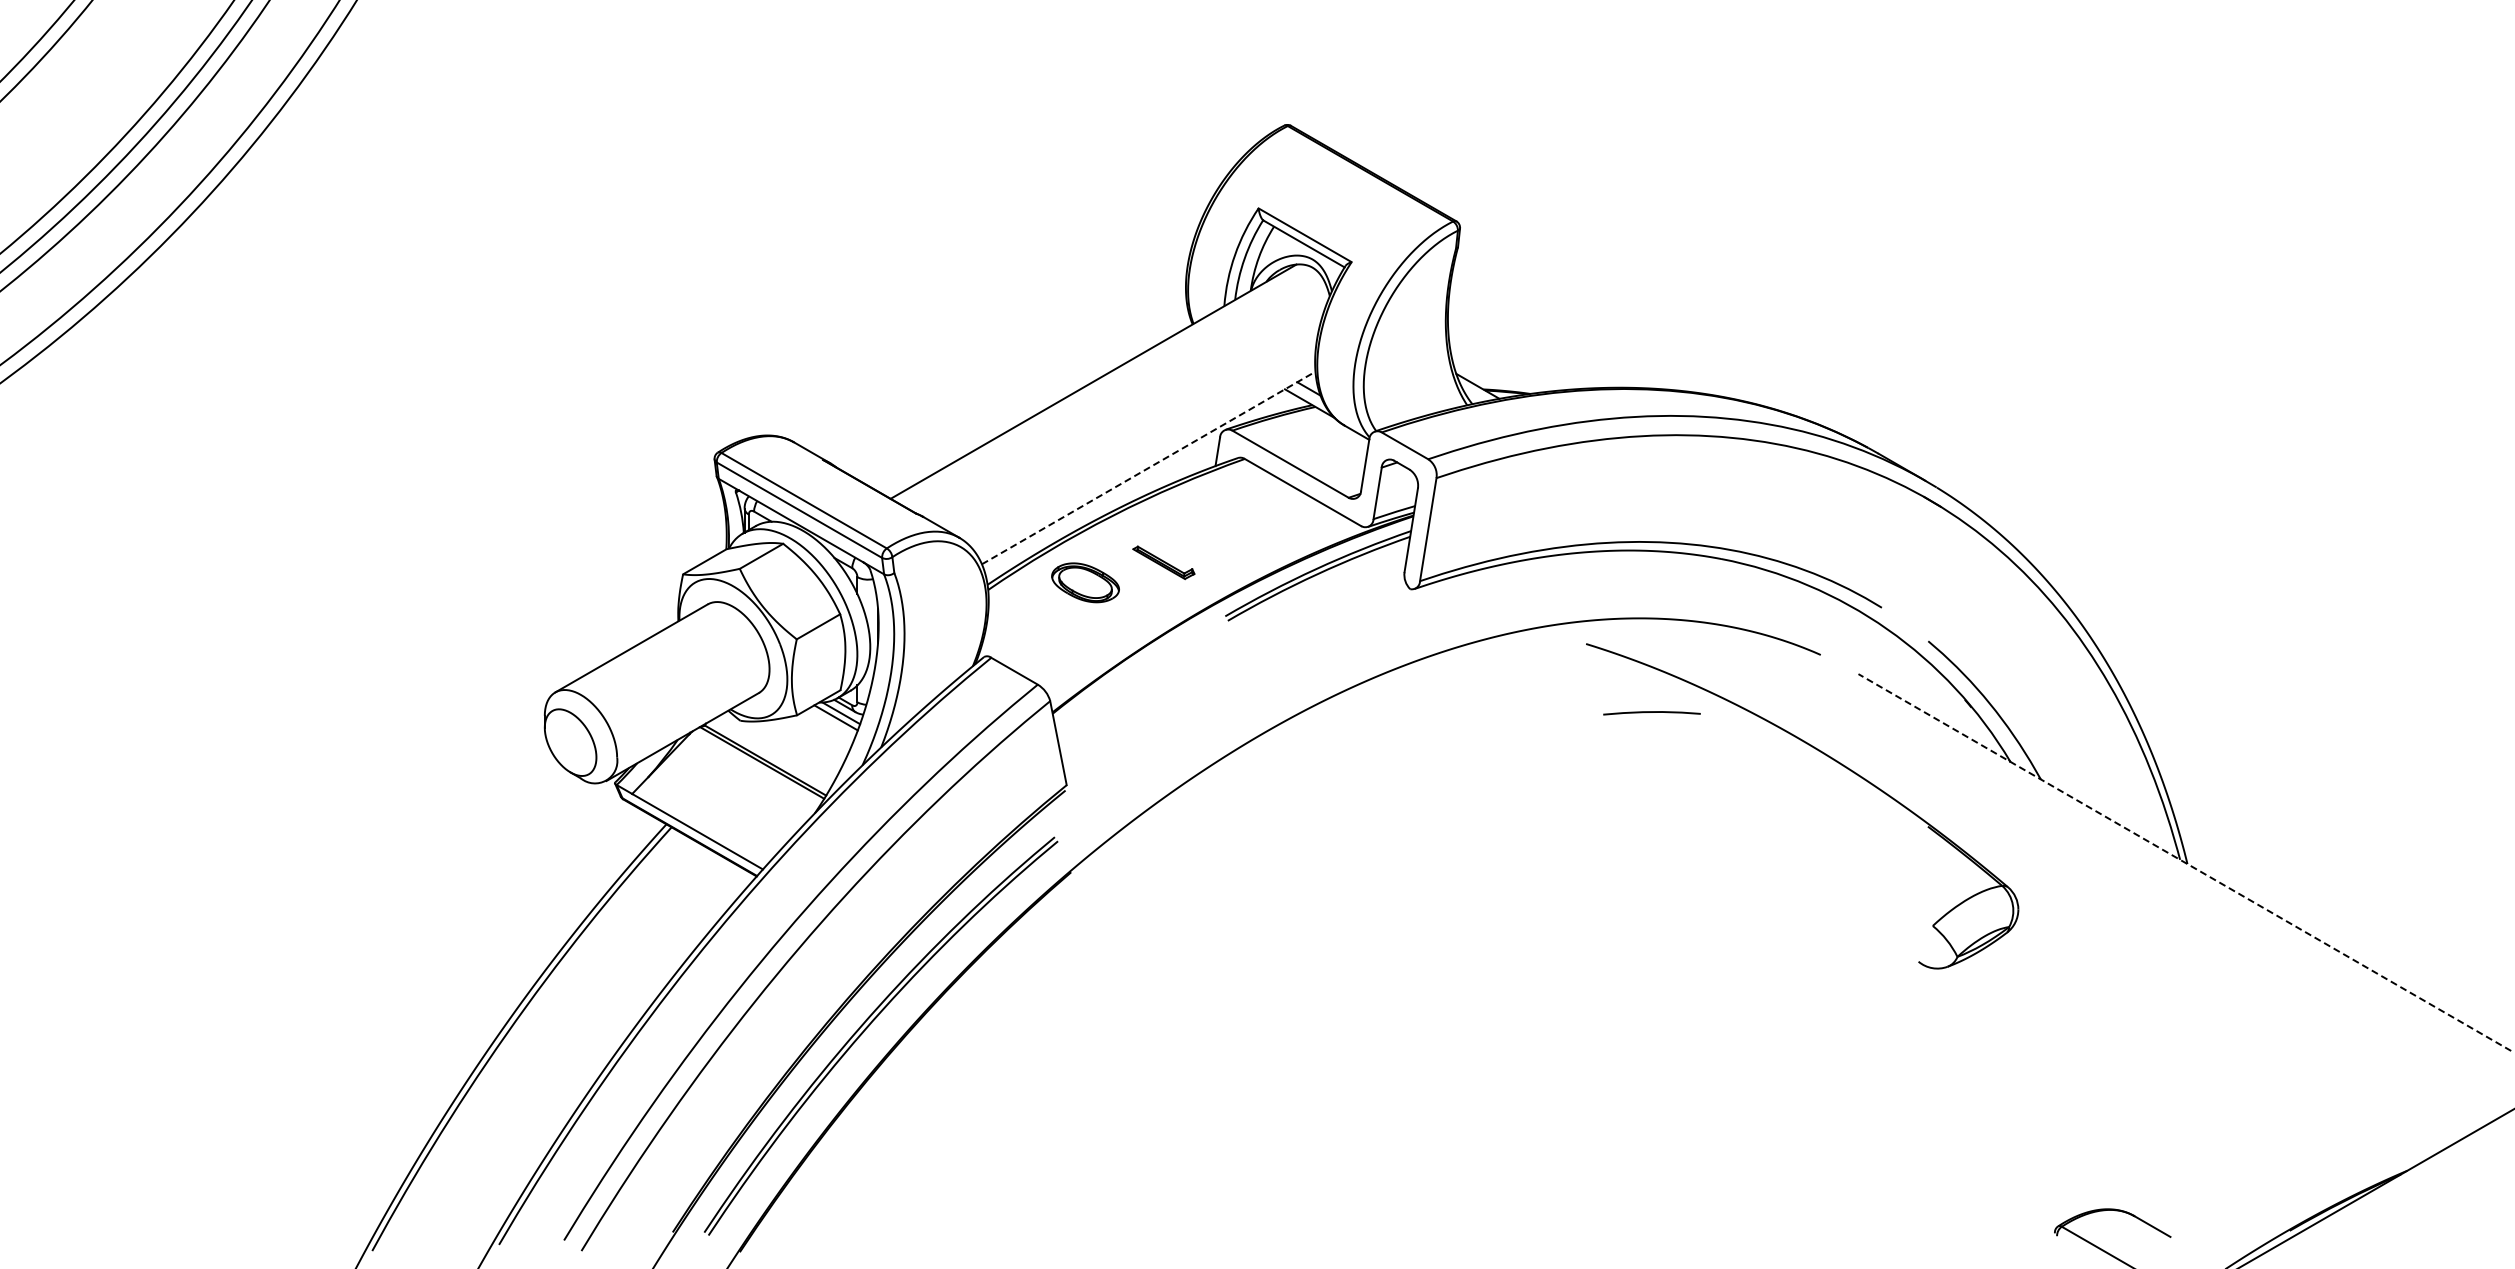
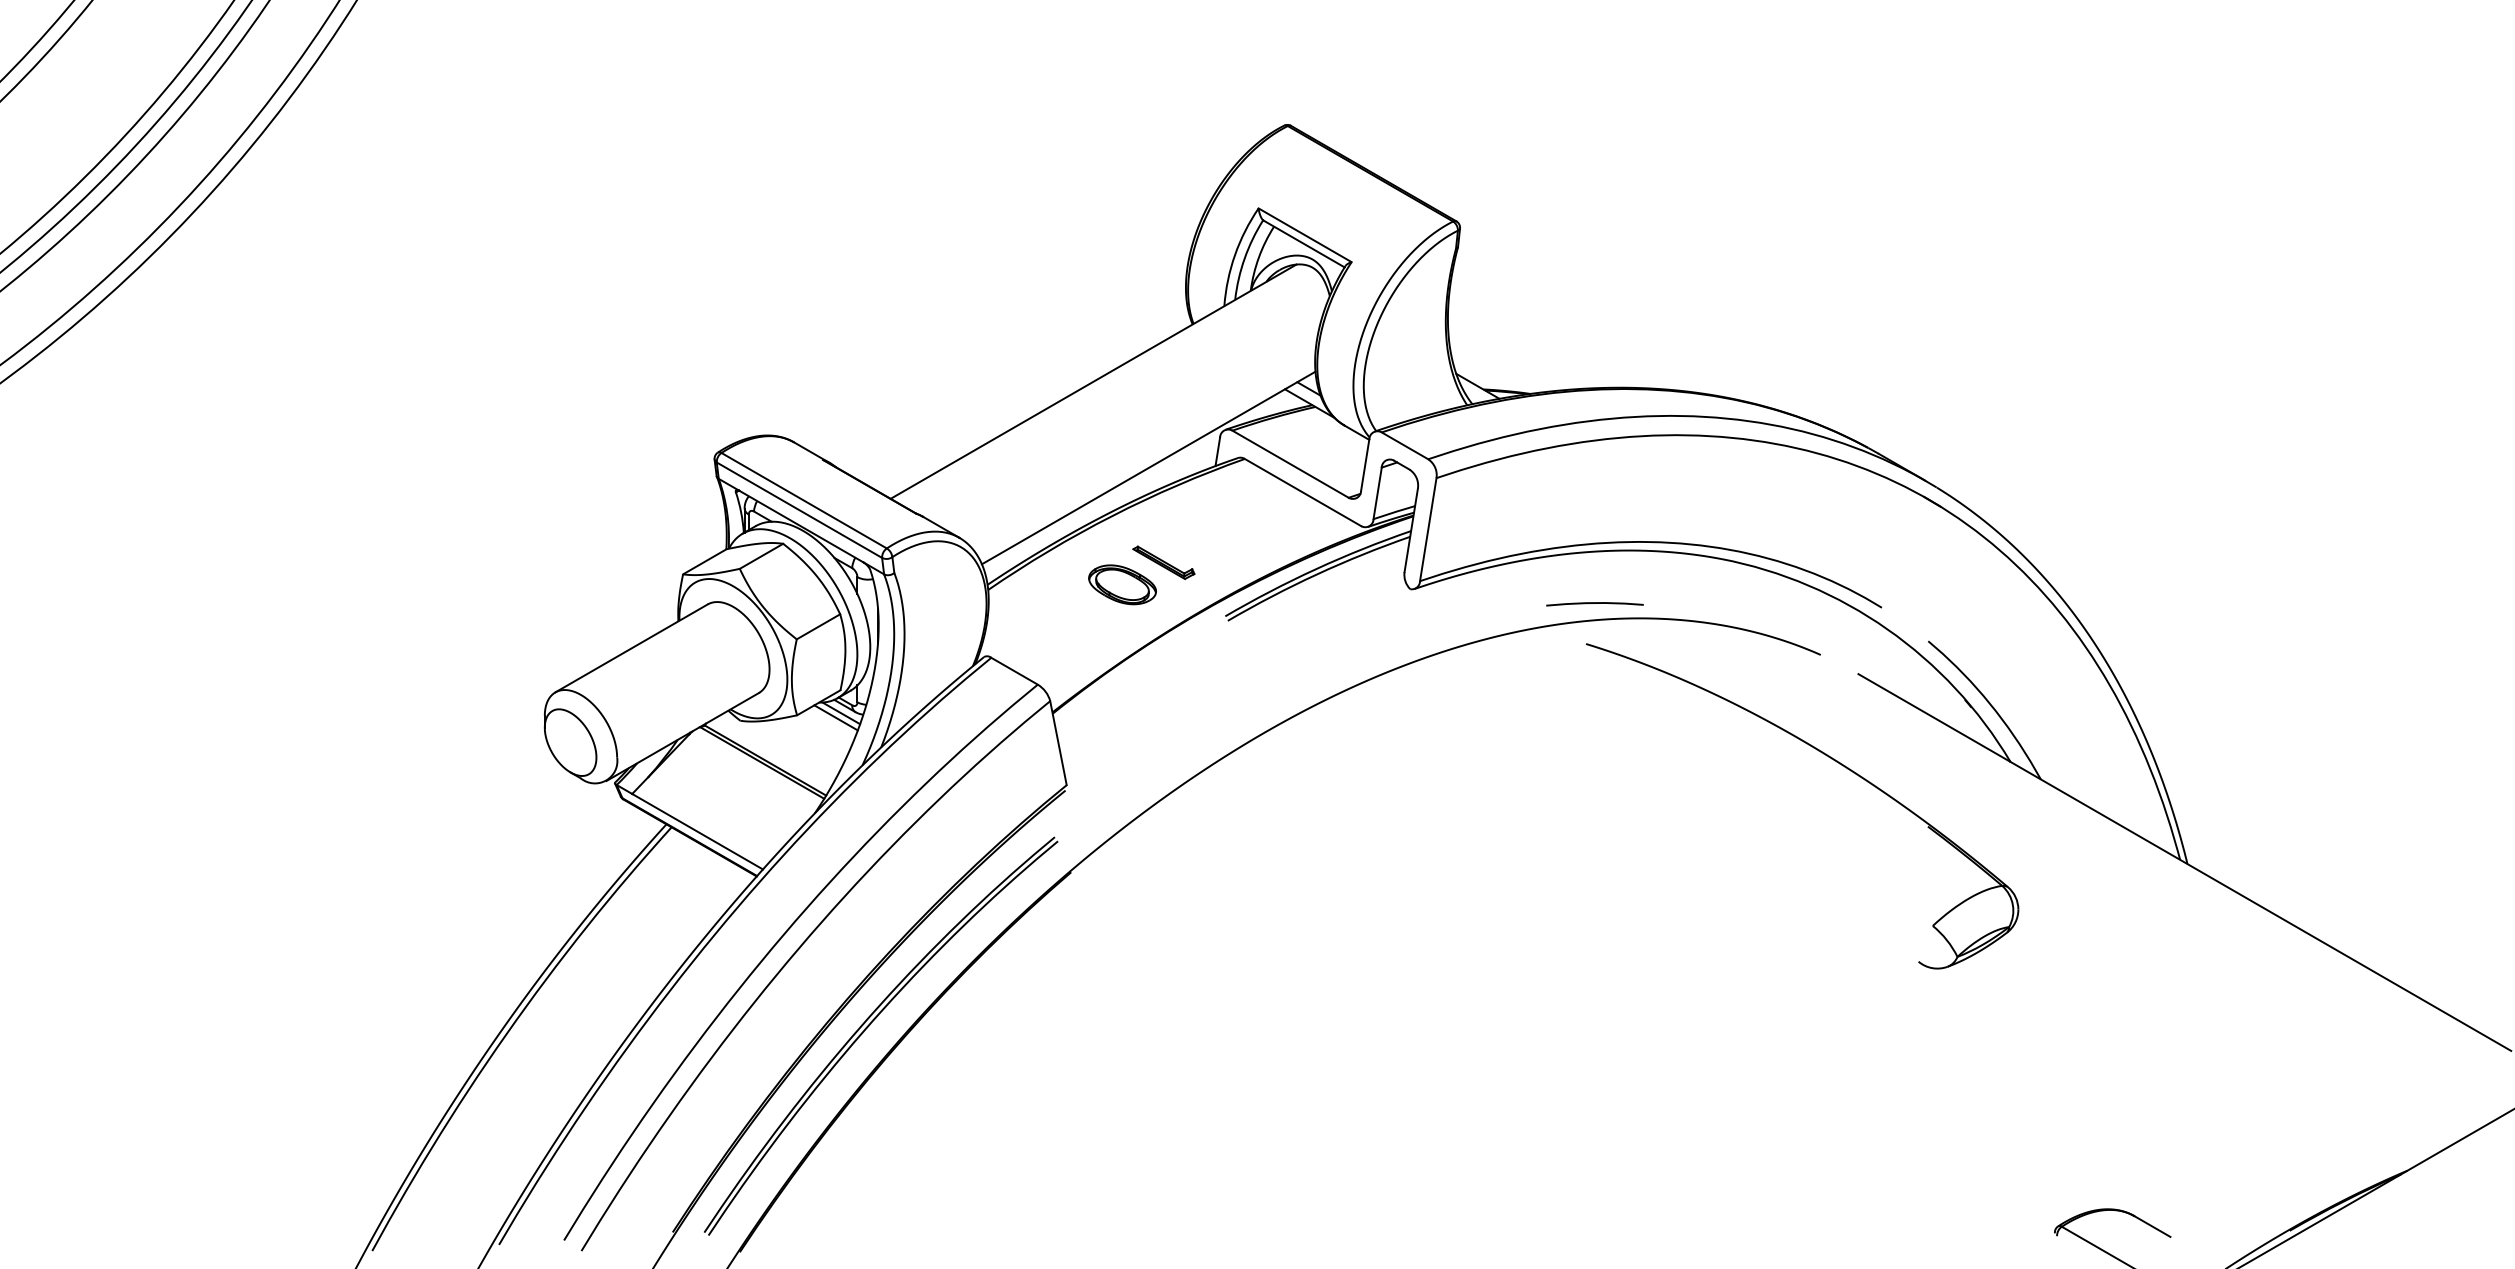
line: dashed -> solid (1148, 468)
part position: (1085, 582) -> (1122, 584) (1122, 584)
curve position: (1651, 712) -> (1594, 603) (1594, 603)
line: dashed -> solid (2184, 862)
